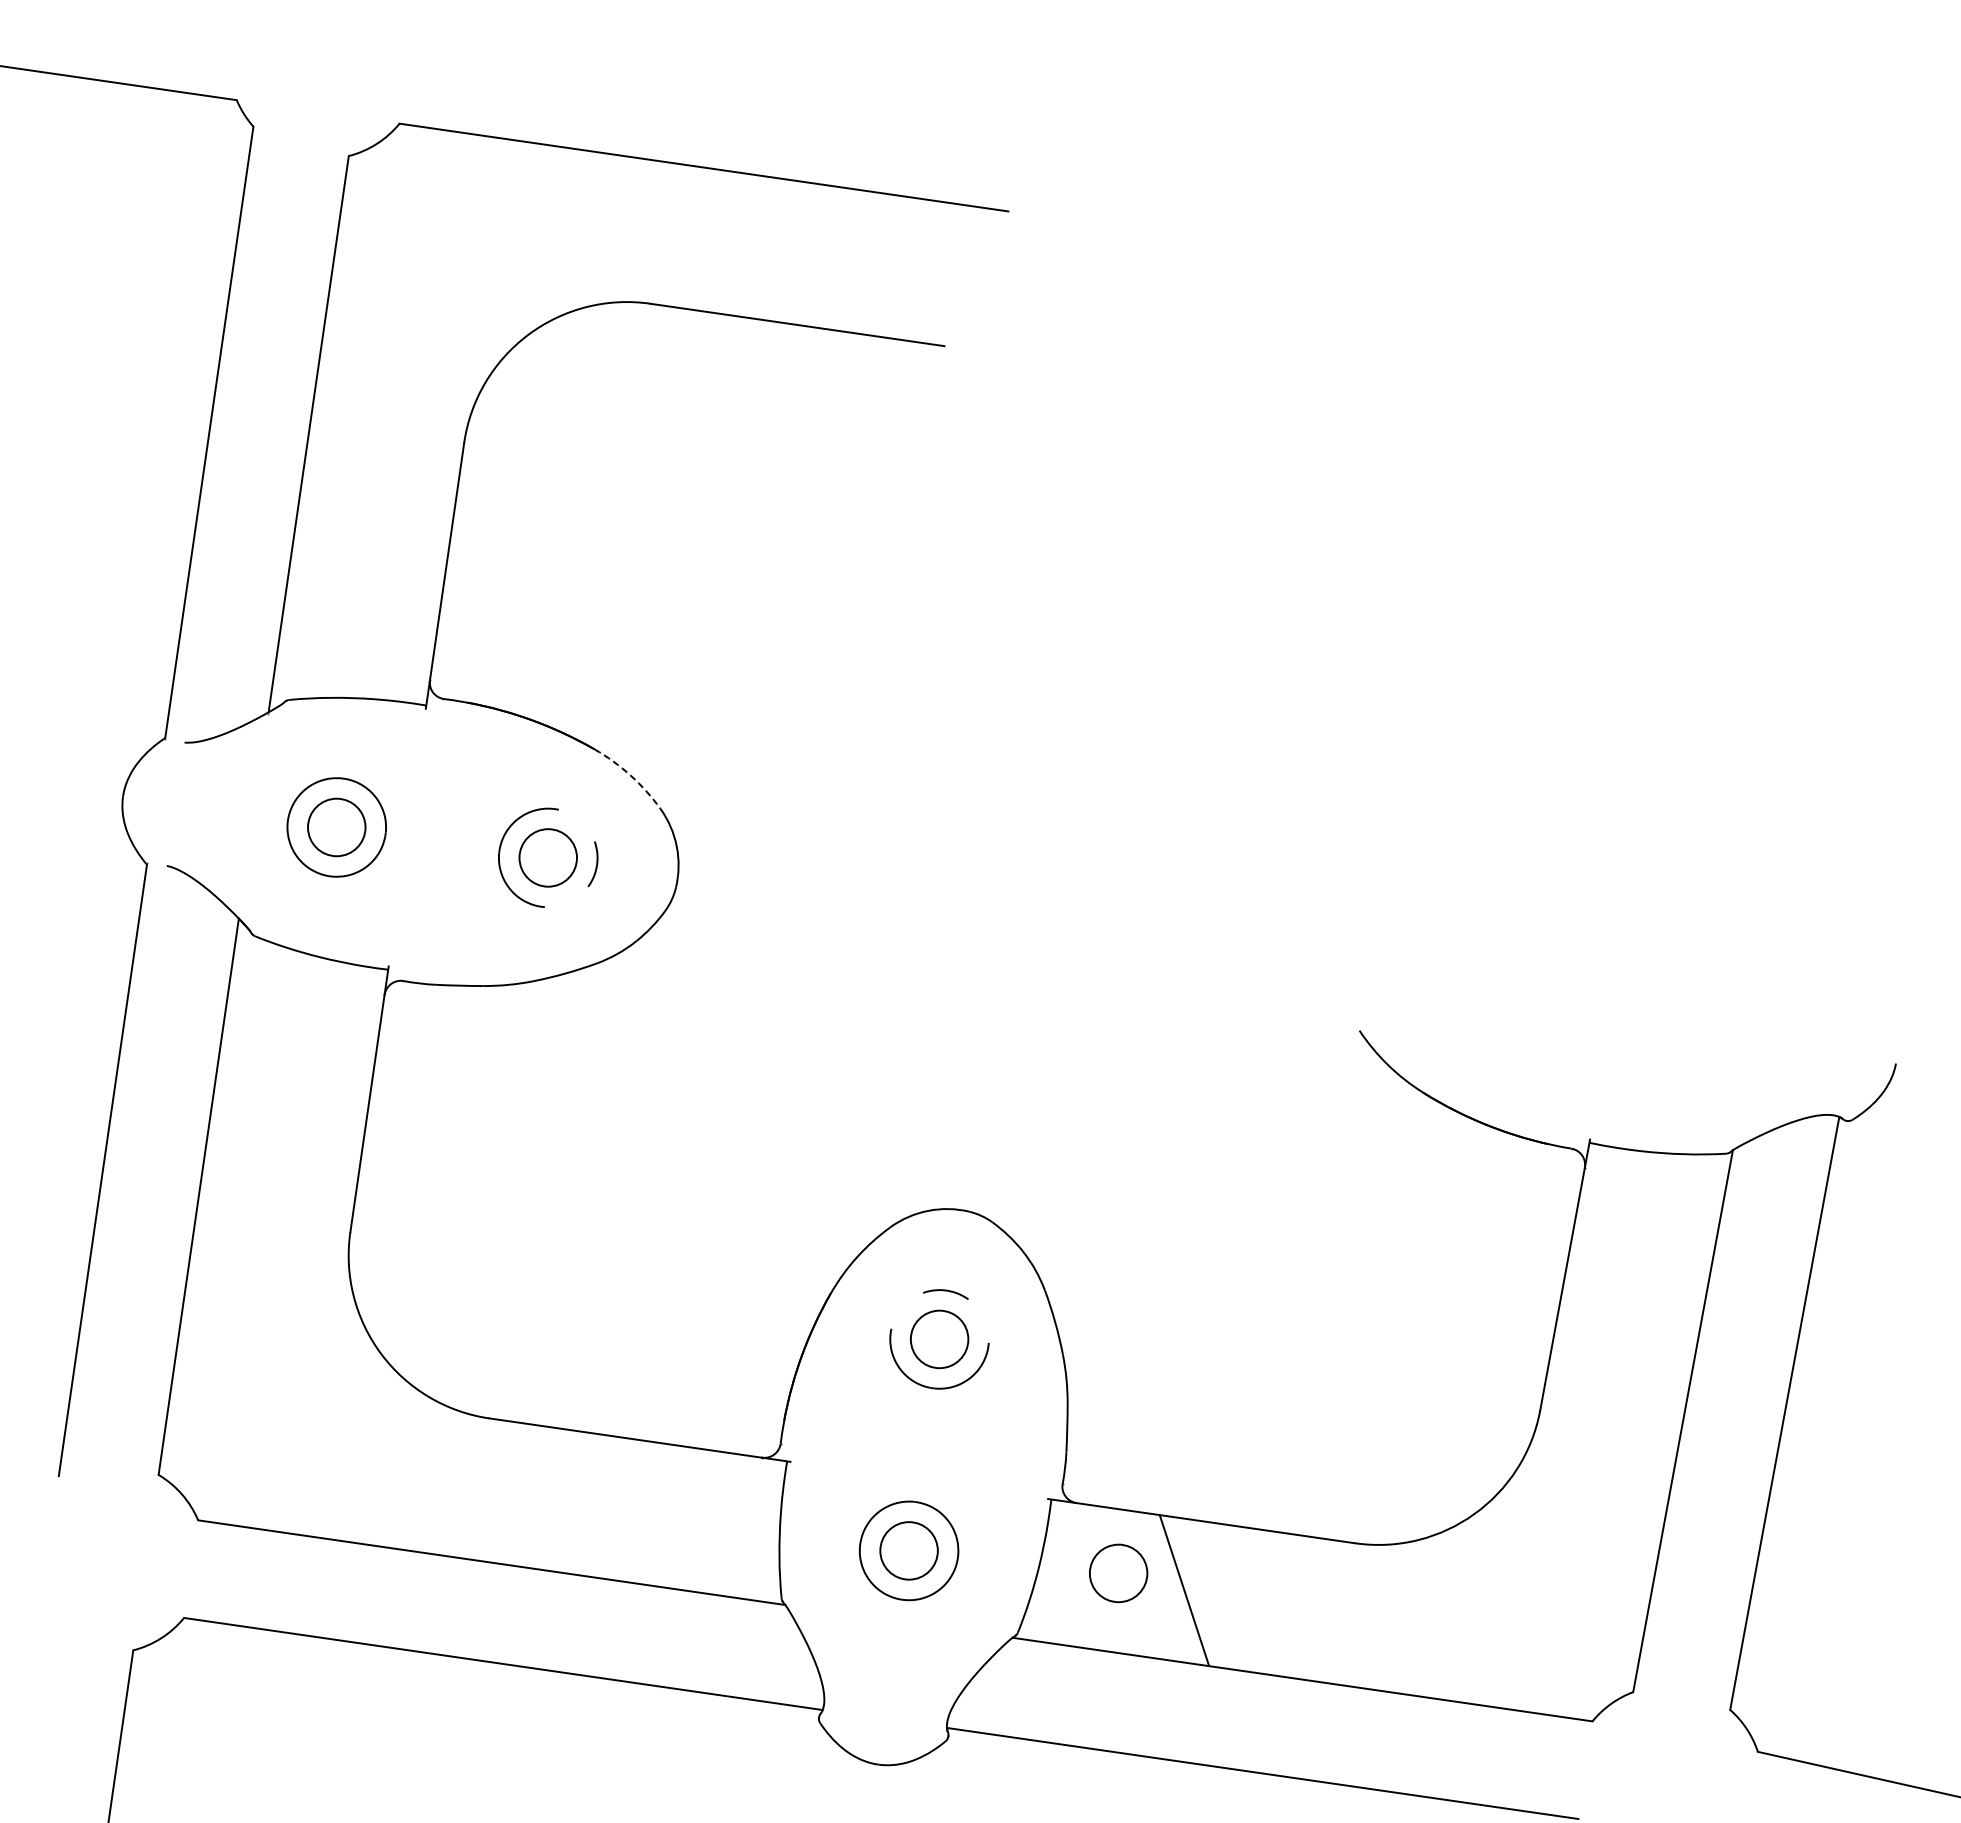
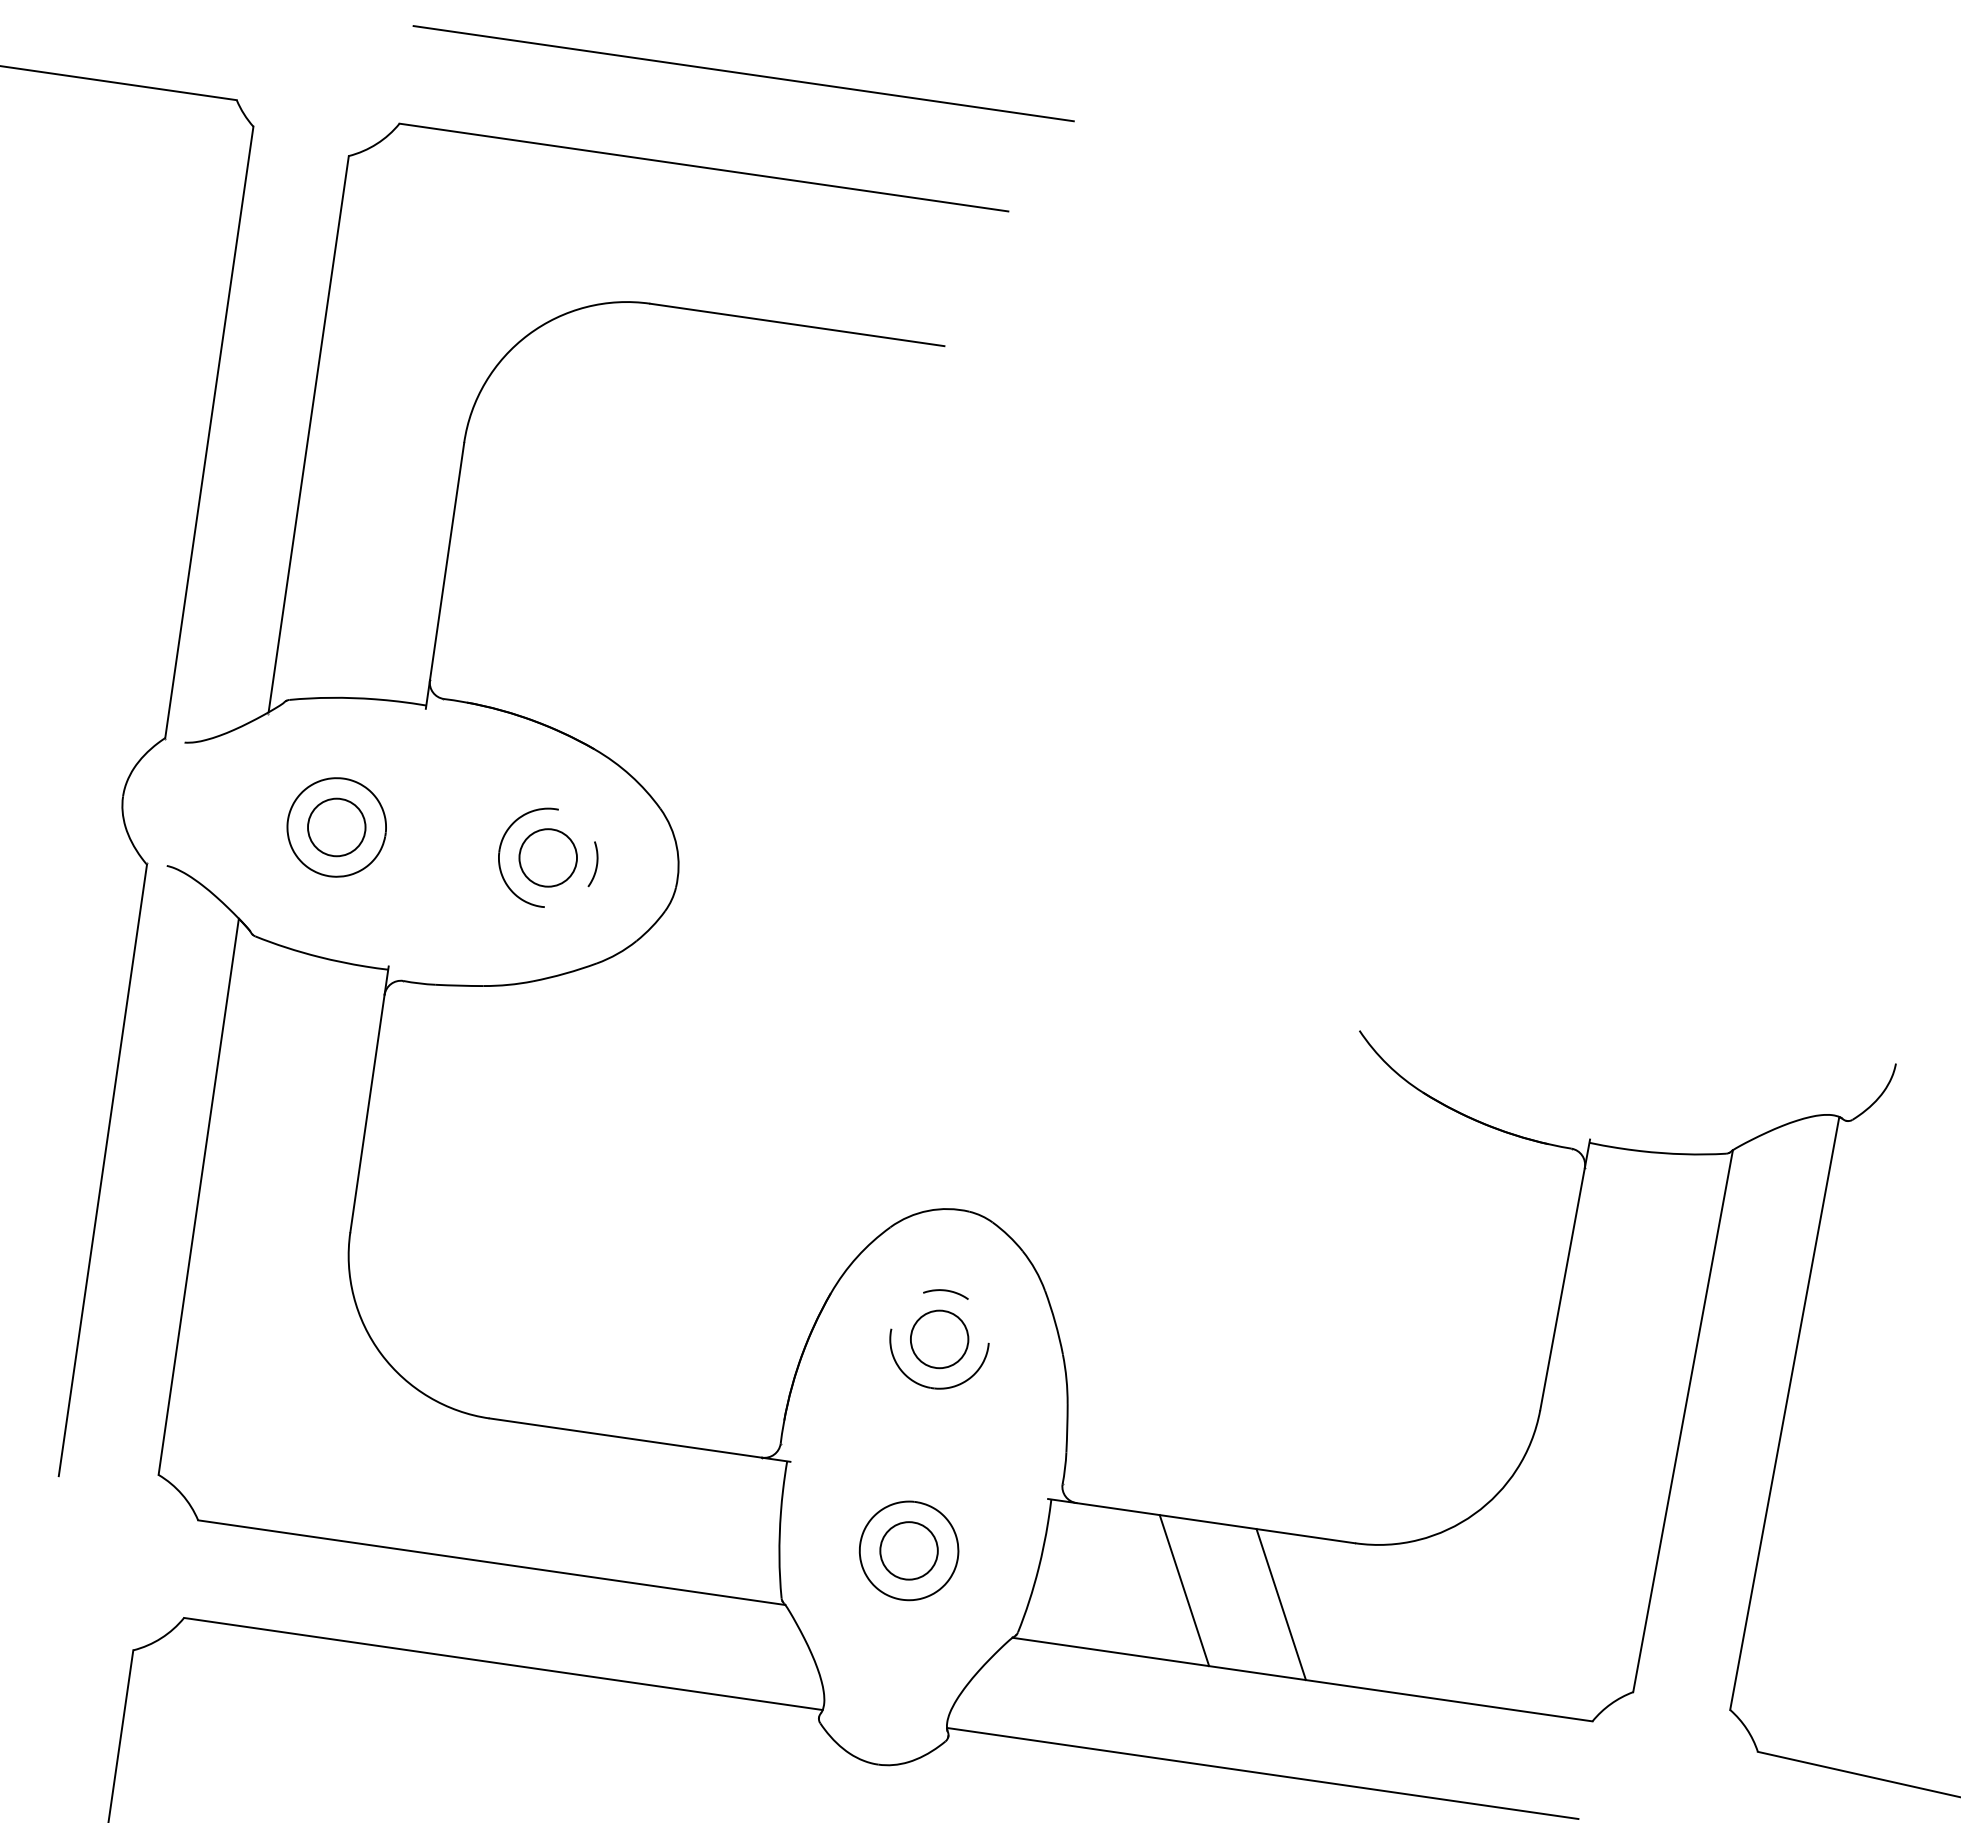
line: none -> present (743, 73)
arc: dashed -> solid (630, 775)
circle: present -> none (1118, 1573)
line: none -> present (1280, 1604)
